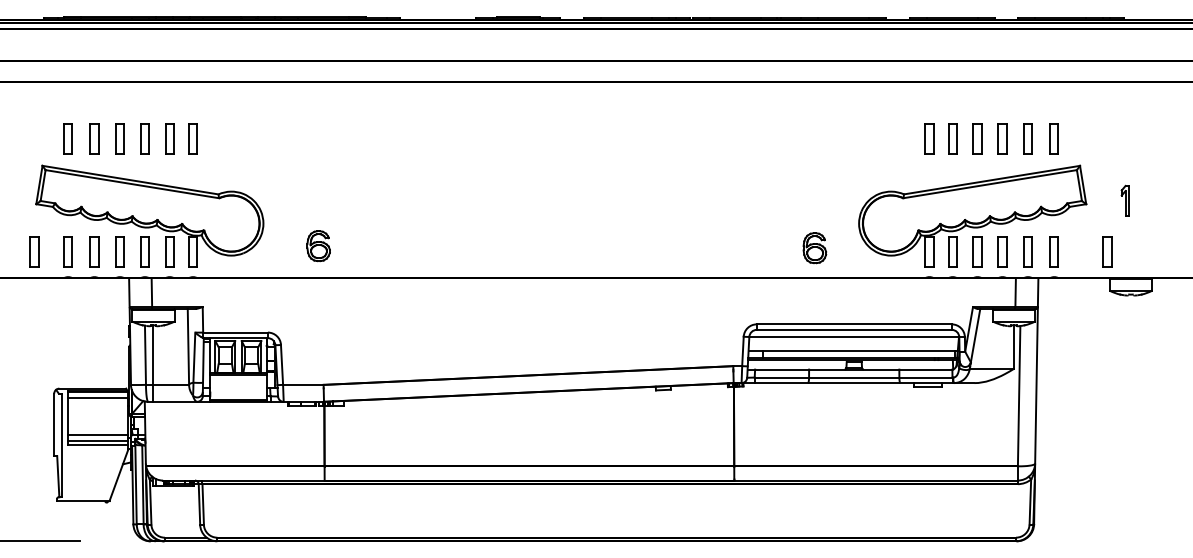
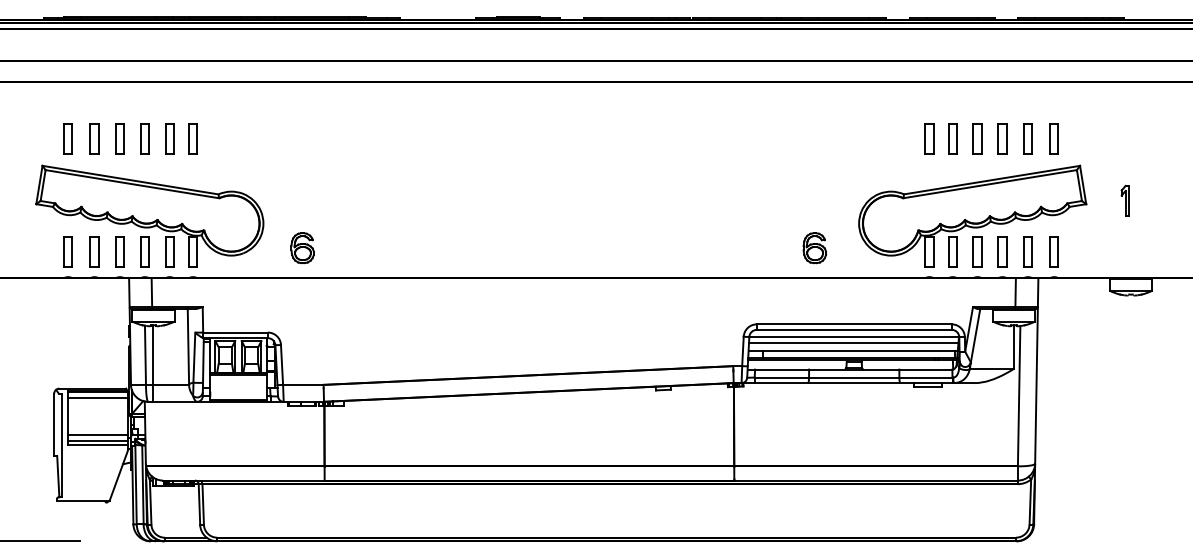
part position: (318, 246) -> (302, 248) (302, 248)
part: present -> none (34, 251)
part: present -> none (1107, 251)
line: none -> present (853, 342)
